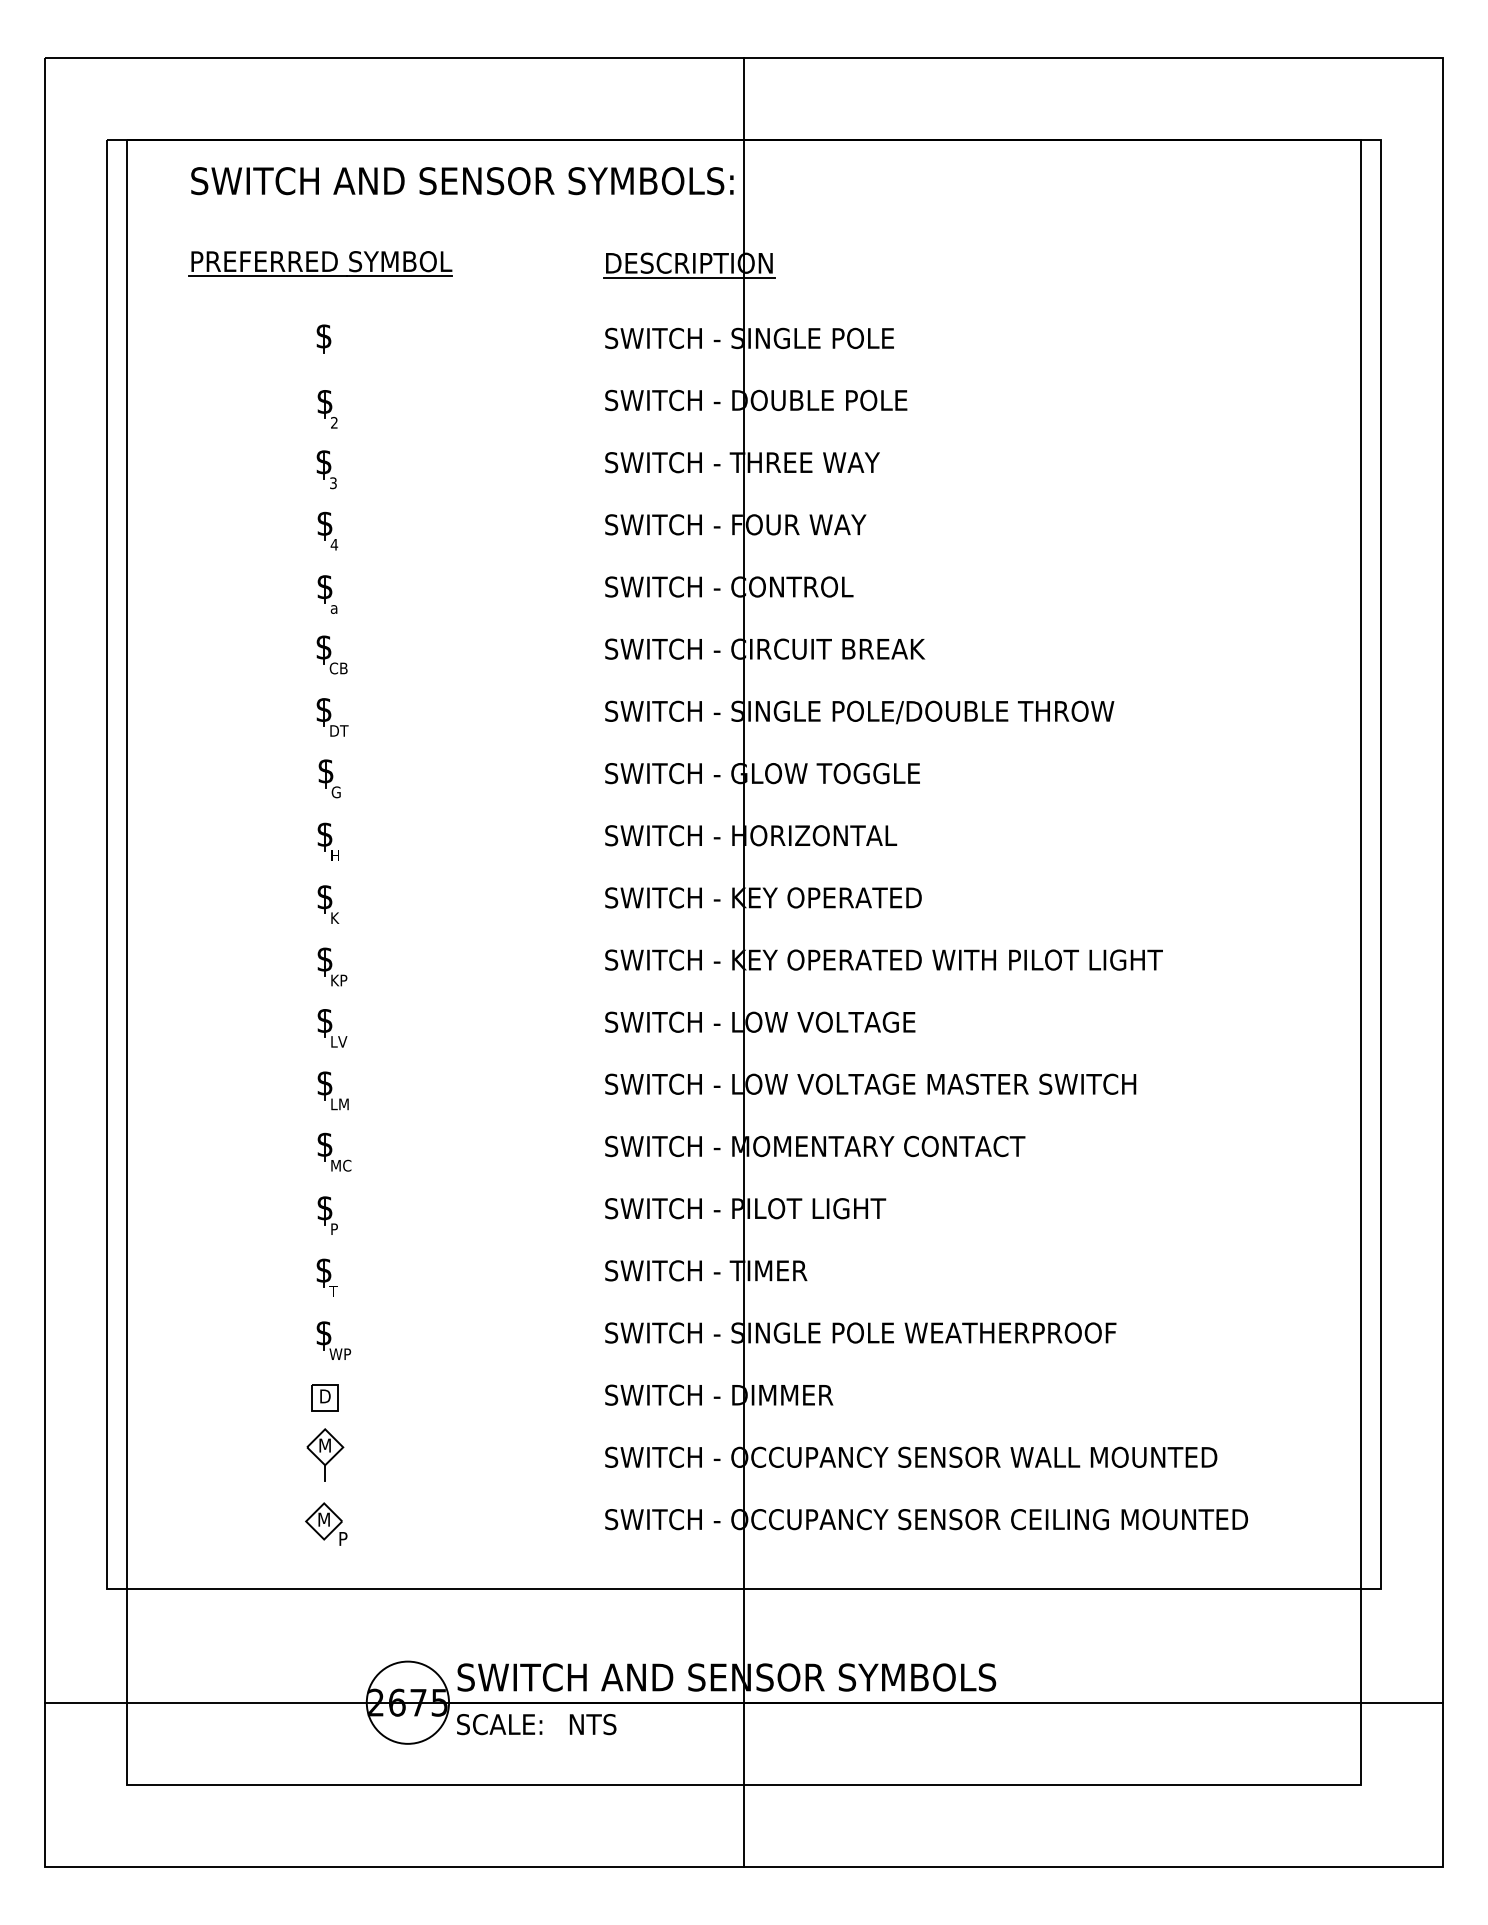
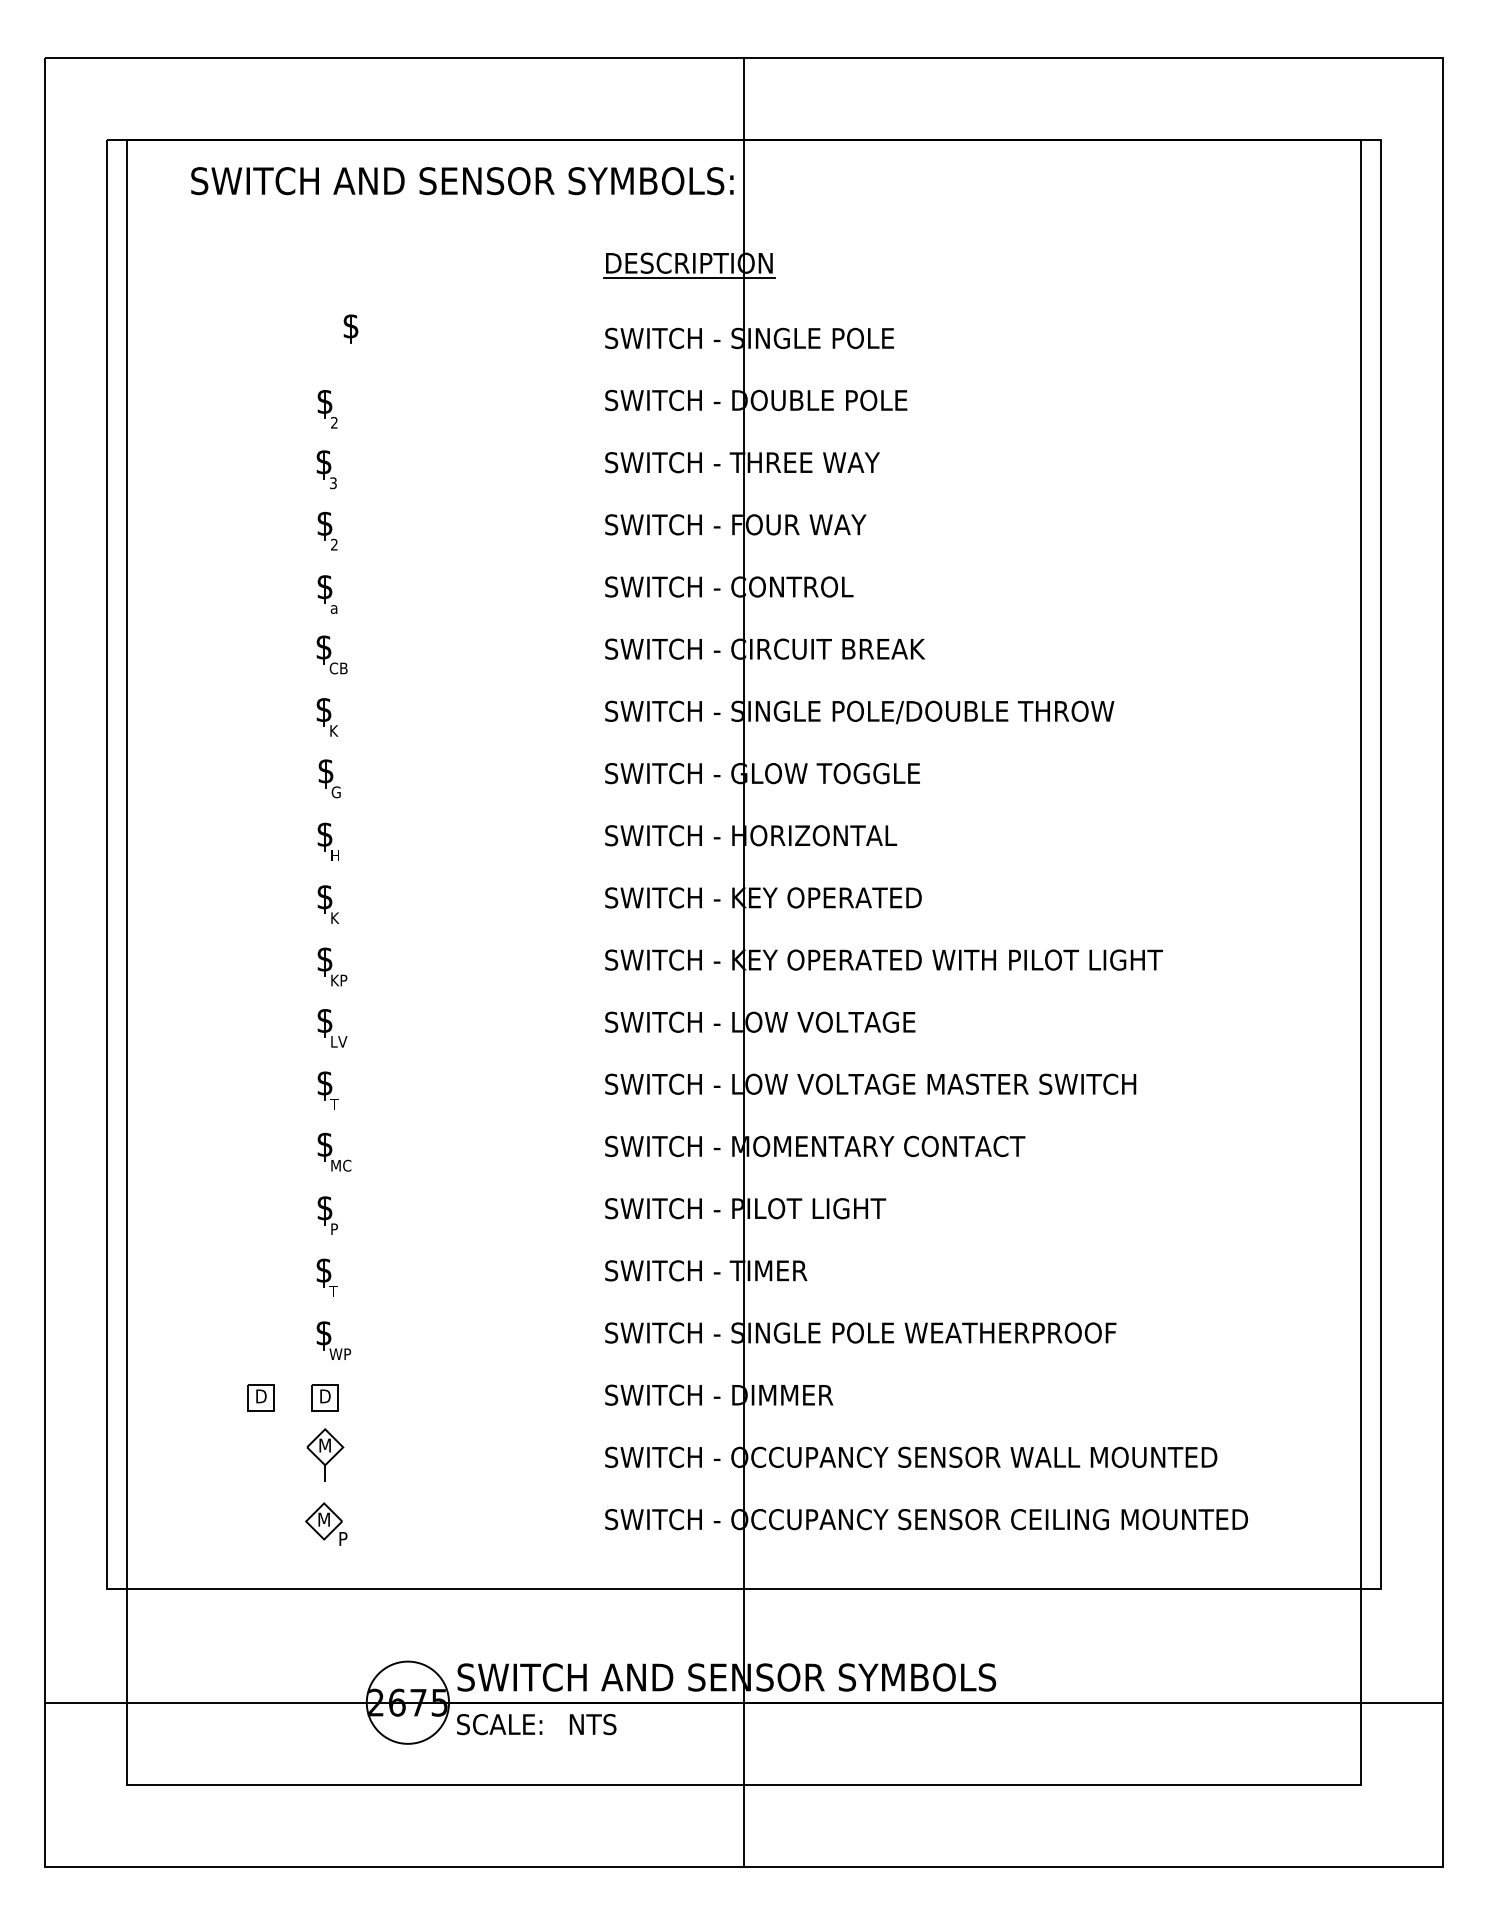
part: present -> none (320, 263)
part position: (323, 338) -> (350, 328) (350, 328)
text: 4 -> 2 (334, 544)
text: DT -> K (339, 730)
text: LM -> T (339, 1104)
part: none -> present (260, 1397)
